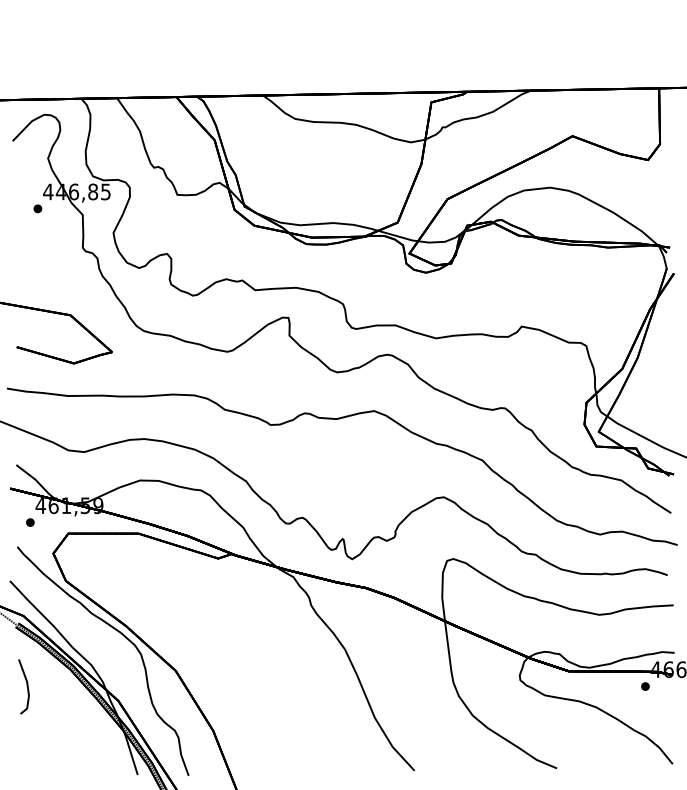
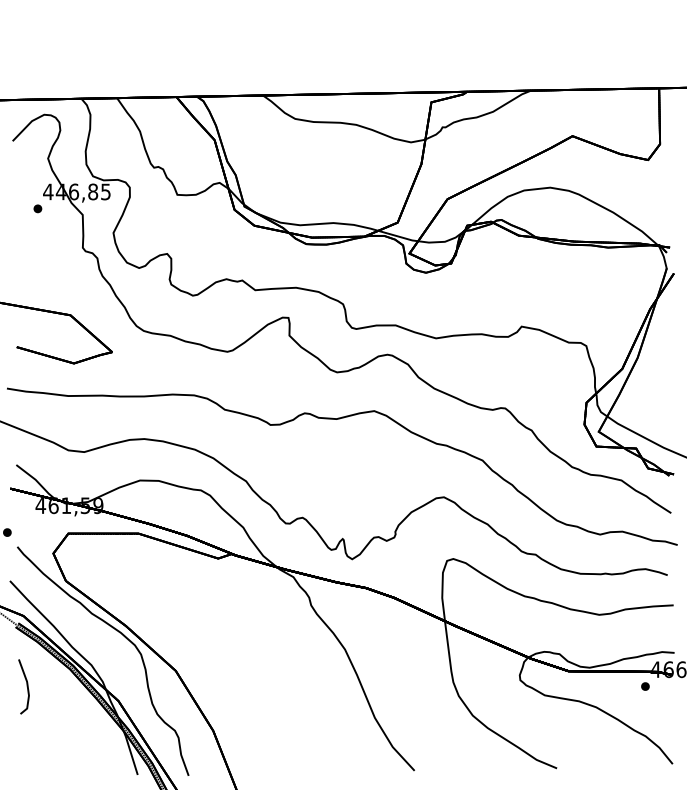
part position: (30, 522) -> (7, 532) (7, 532)
